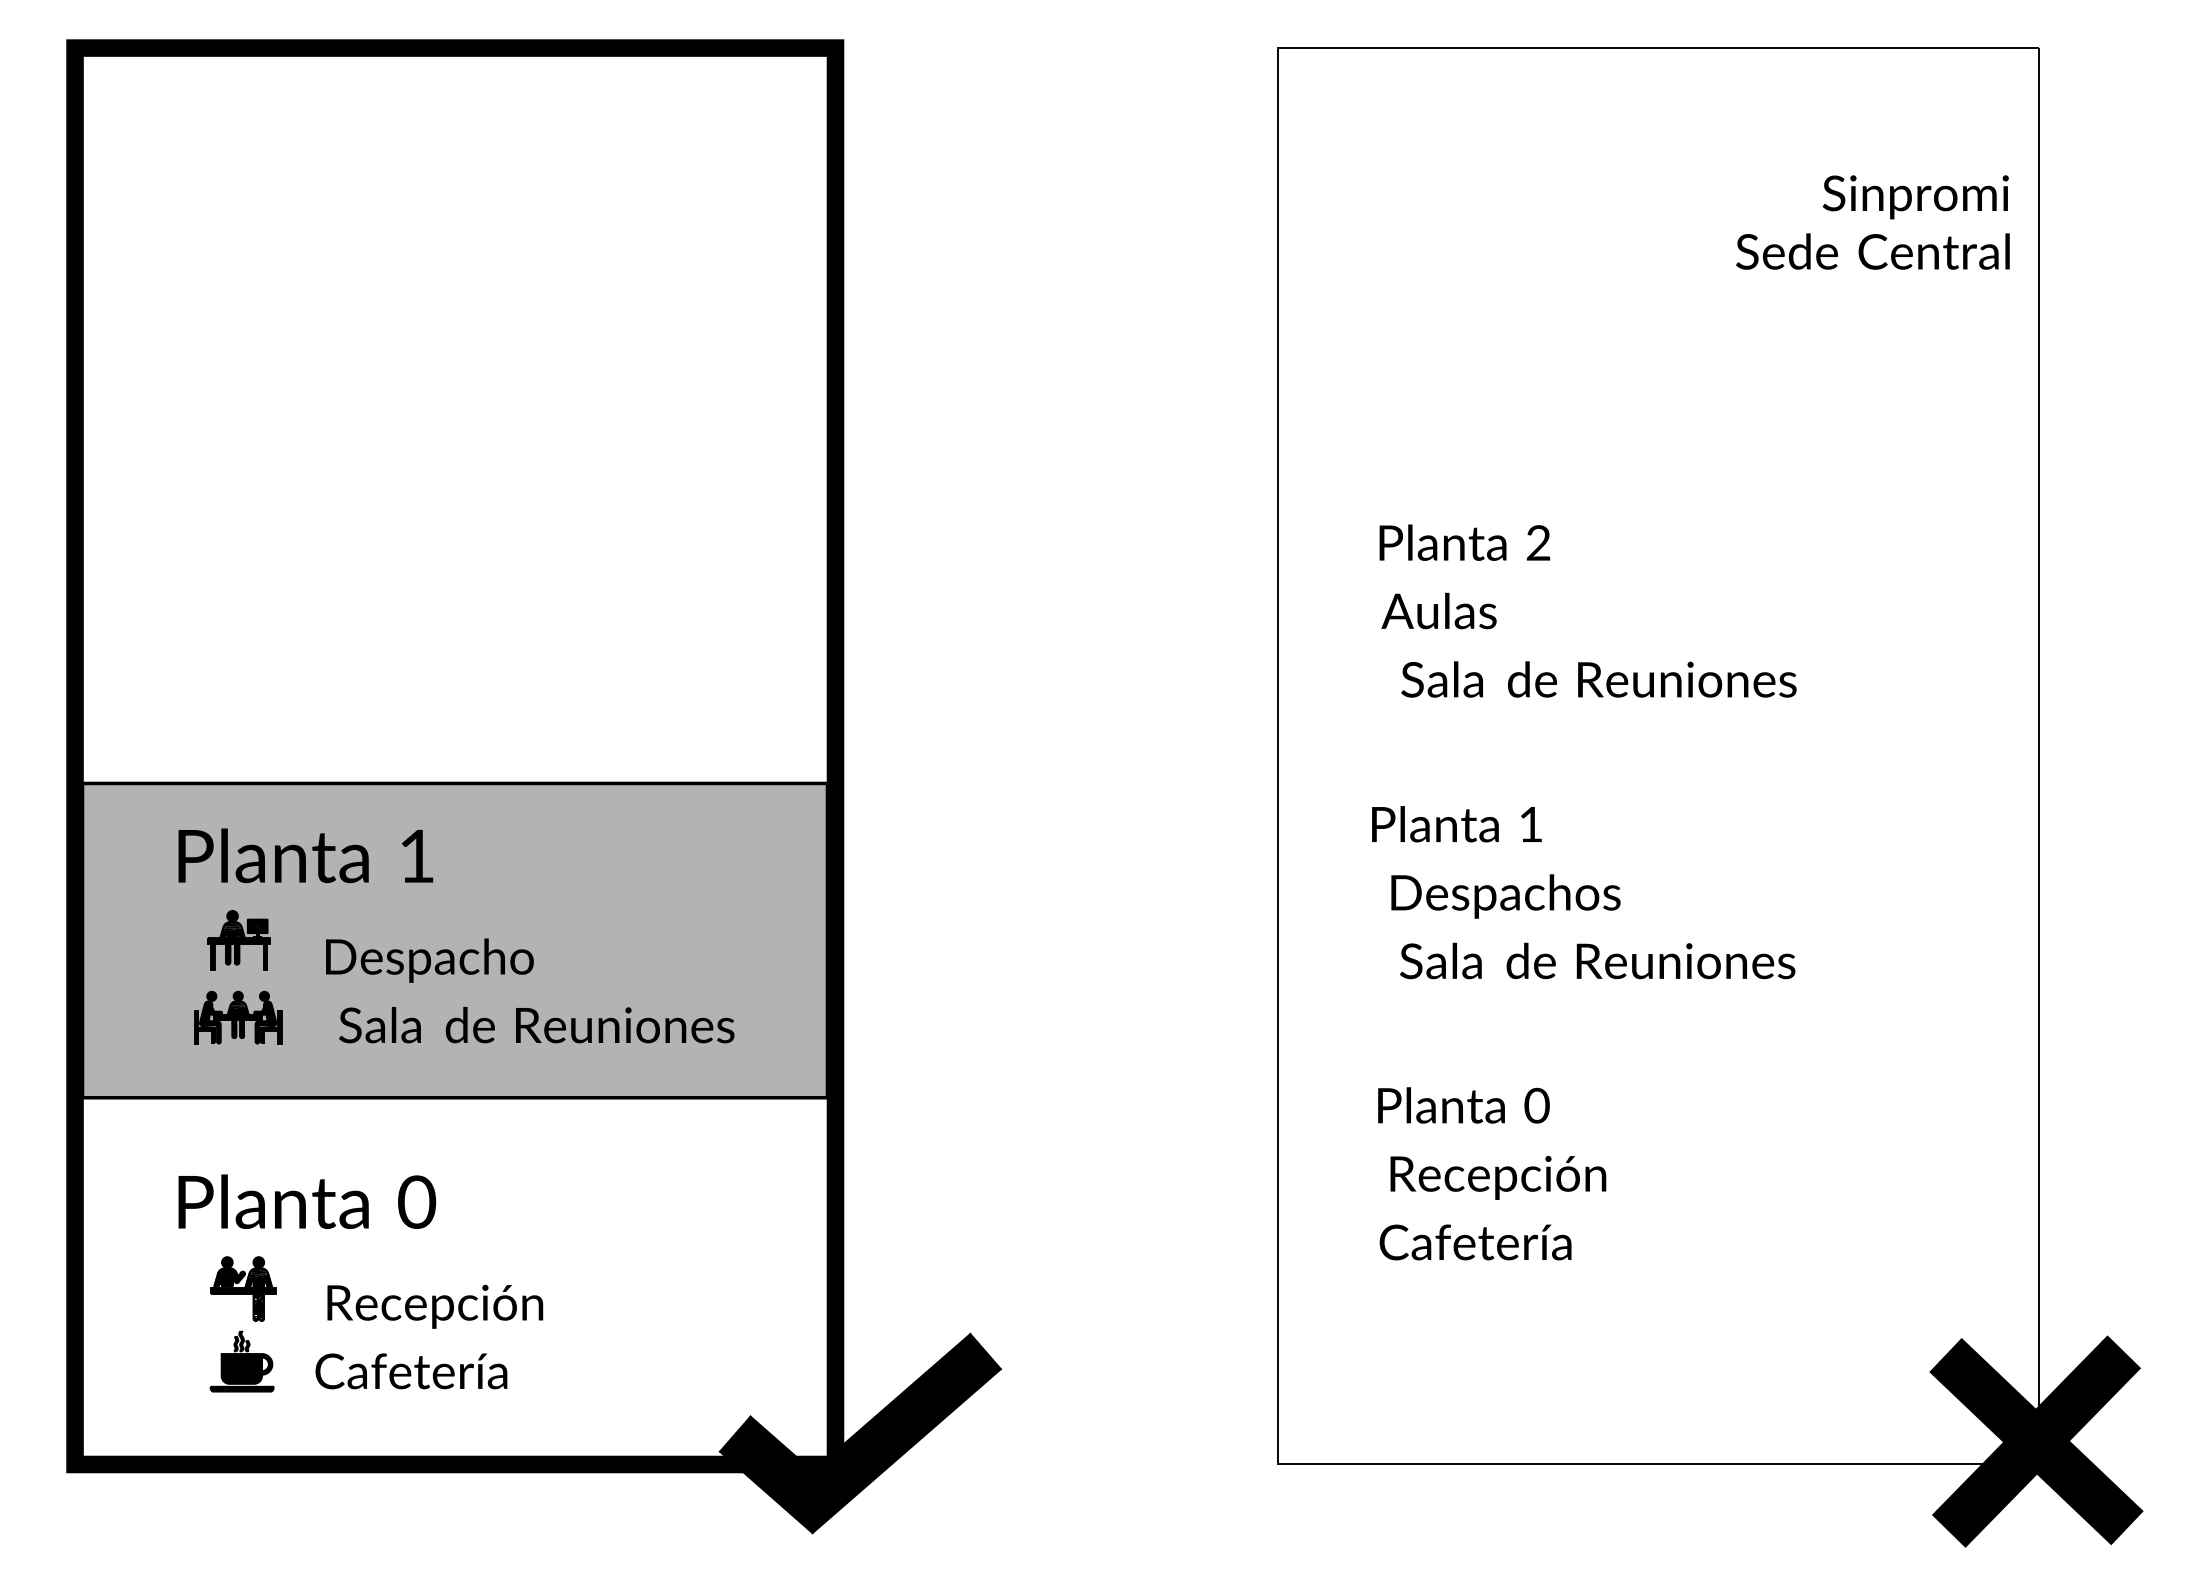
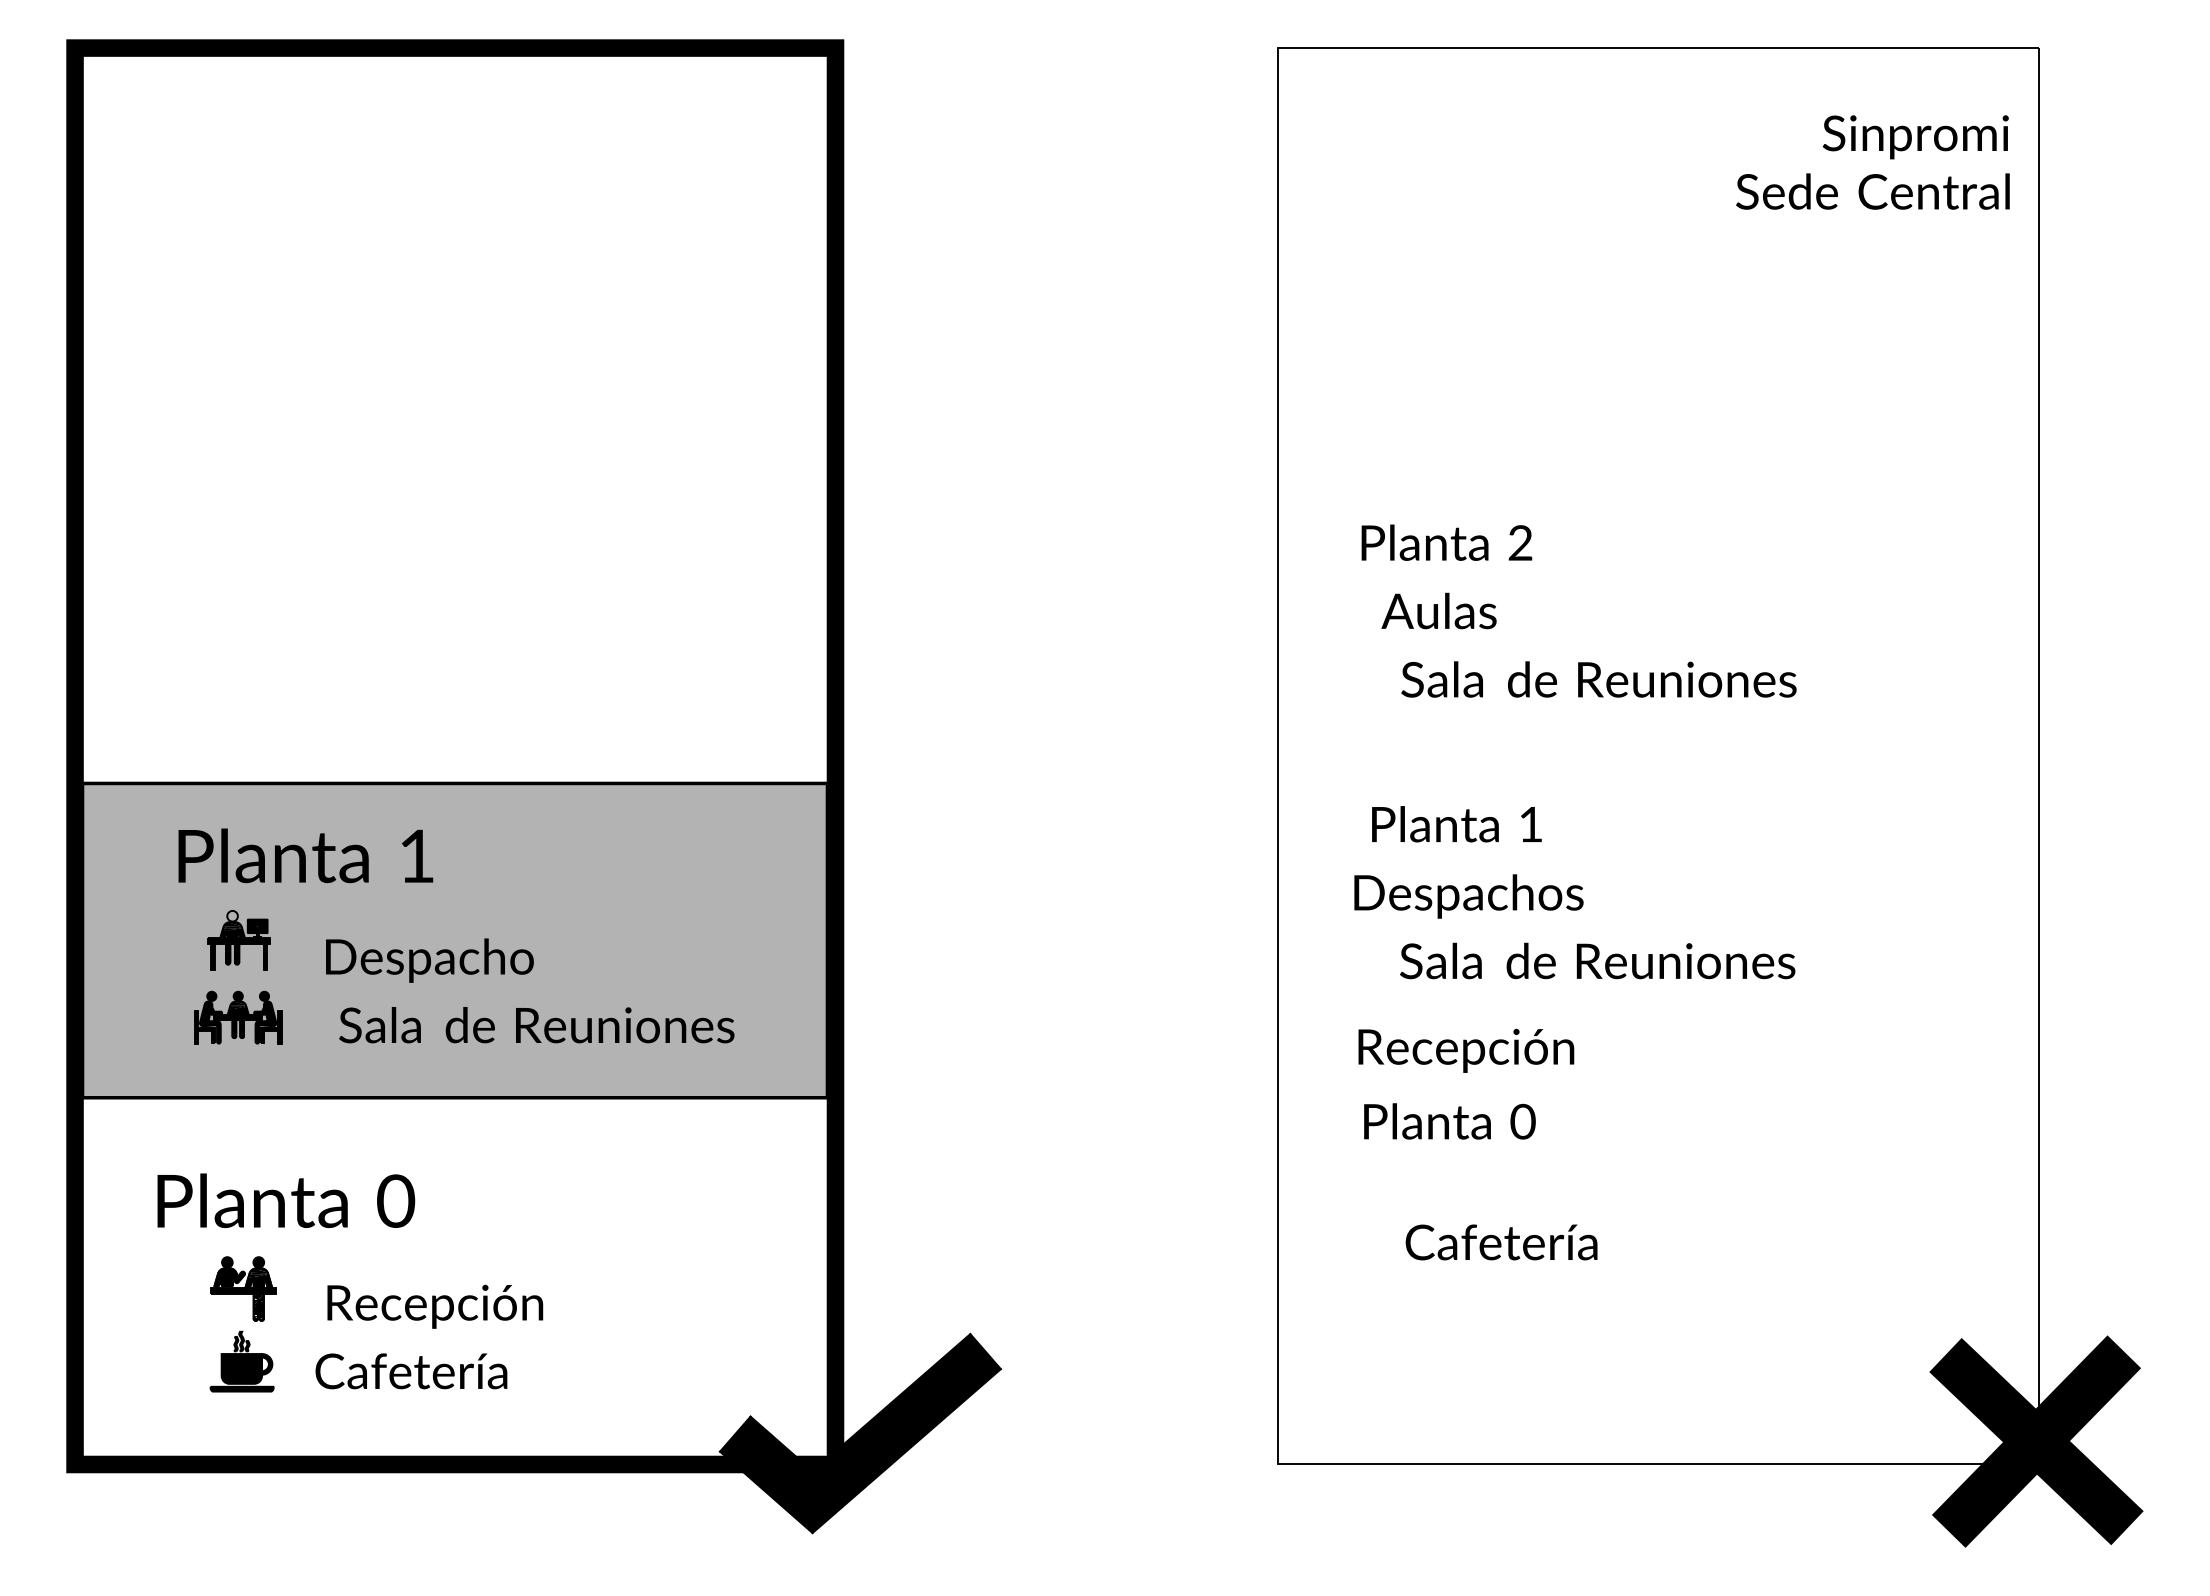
text position: (1872, 222) -> (1872, 162) (1872, 162)
text position: (1464, 542) -> (1446, 542) (1446, 542)
text position: (1505, 896) -> (1468, 896) (1468, 896)
fill: present -> none (232, 915)
text position: (1463, 1105) -> (1449, 1121) (1449, 1121)
text position: (1498, 1177) -> (1466, 1050) (1466, 1050)
text position: (307, 1201) -> (286, 1200) (286, 1200)
text position: (1475, 1242) -> (1501, 1242) (1501, 1242)
